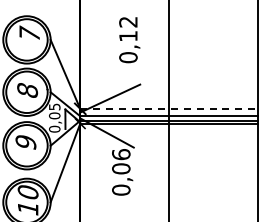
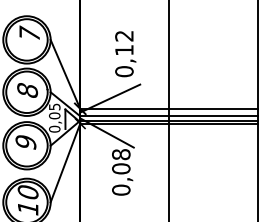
text position: (129, 40) -> (125, 54) (125, 54)
line: dashed -> solid (169, 108)
text: 0,06 -> 0,08 (121, 154)
